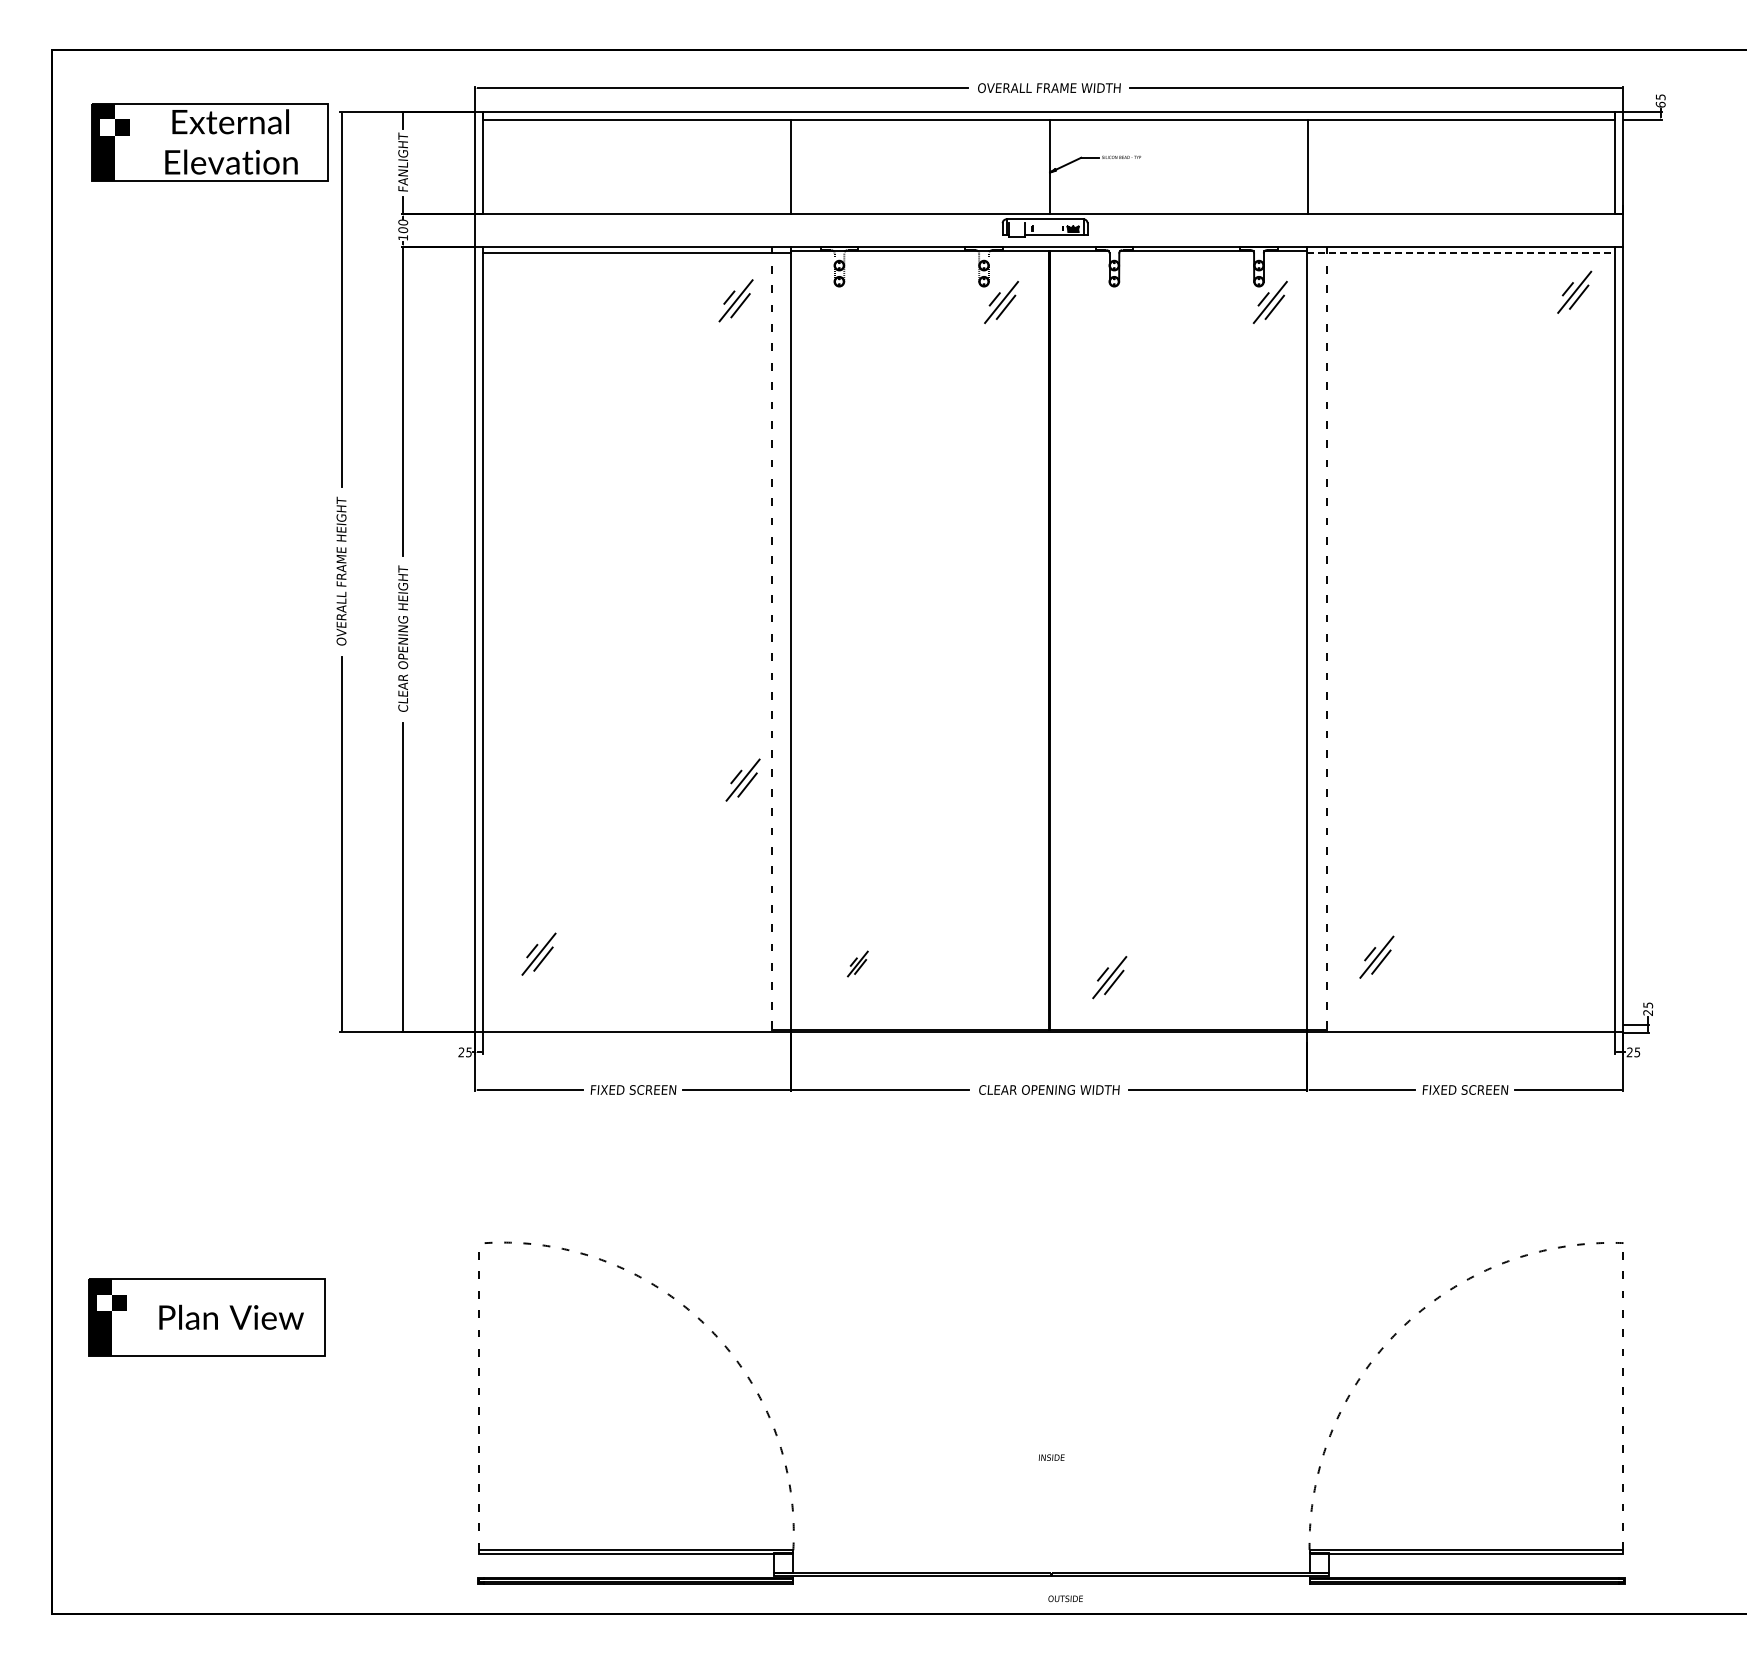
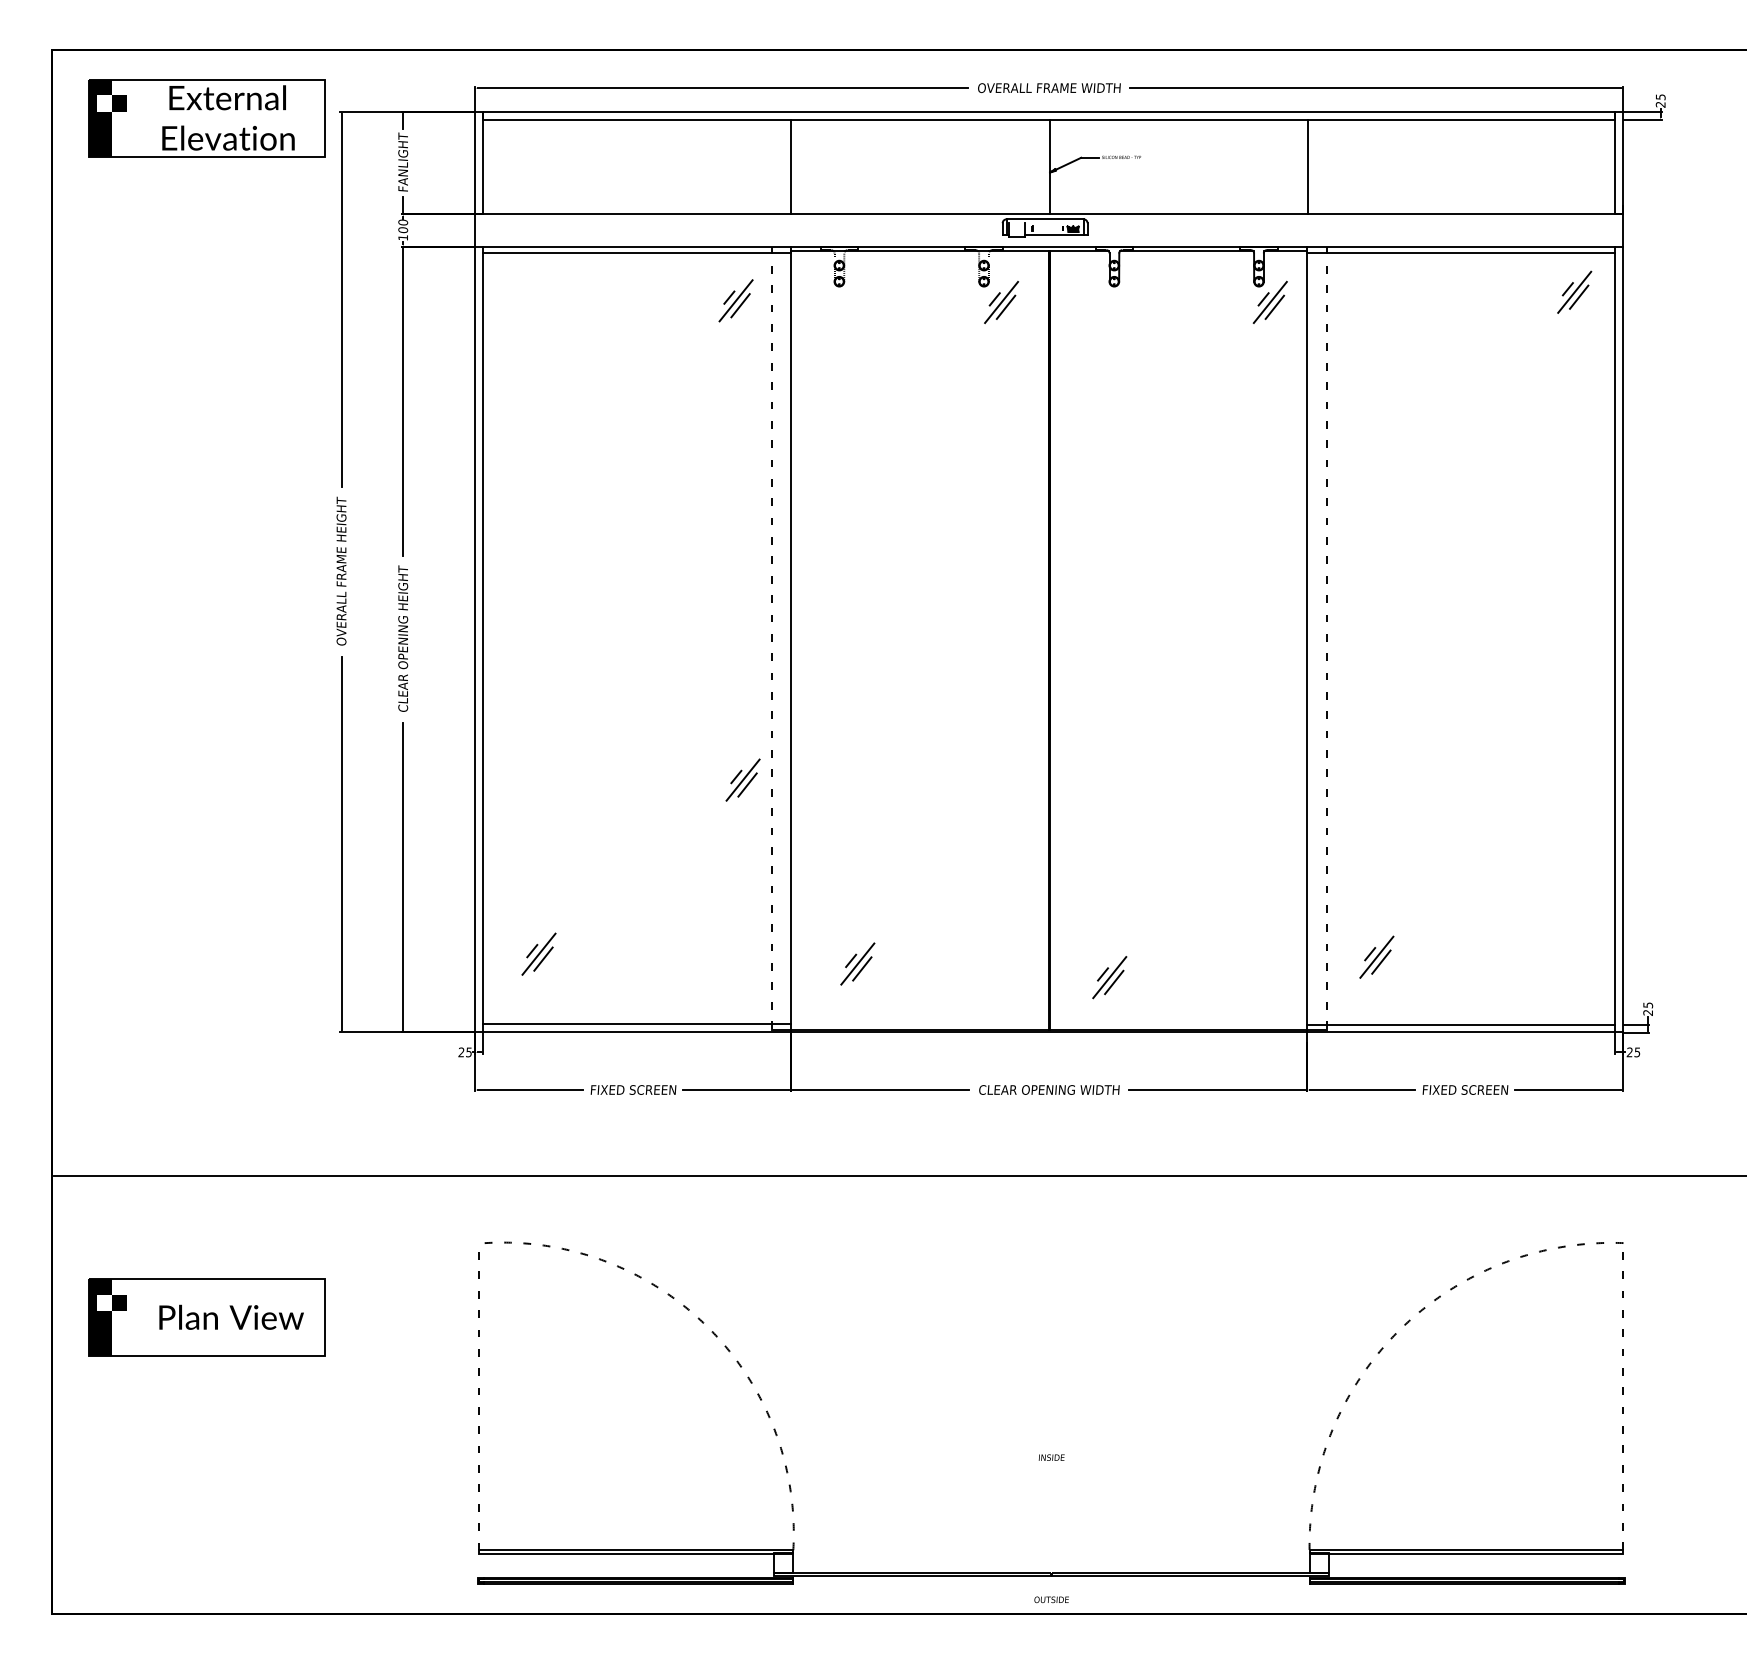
text: 65 -> 25 (1660, 104)
part position: (209, 142) -> (206, 118) (206, 118)
line: dashed -> solid (1461, 253)
part size: 22x28 px -> 36x44 px (857, 963)
line: none -> present (637, 1024)
line: none -> present (1460, 1025)
line: none -> present (898, 1175)
text position: (1065, 1598) -> (1051, 1599) (1051, 1599)
